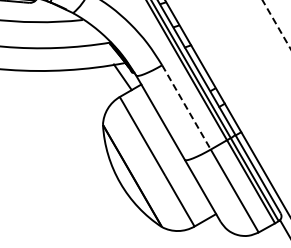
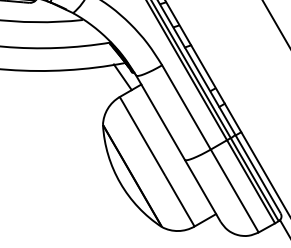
line: dashed -> solid (276, 24)
line: dashed -> solid (186, 107)
